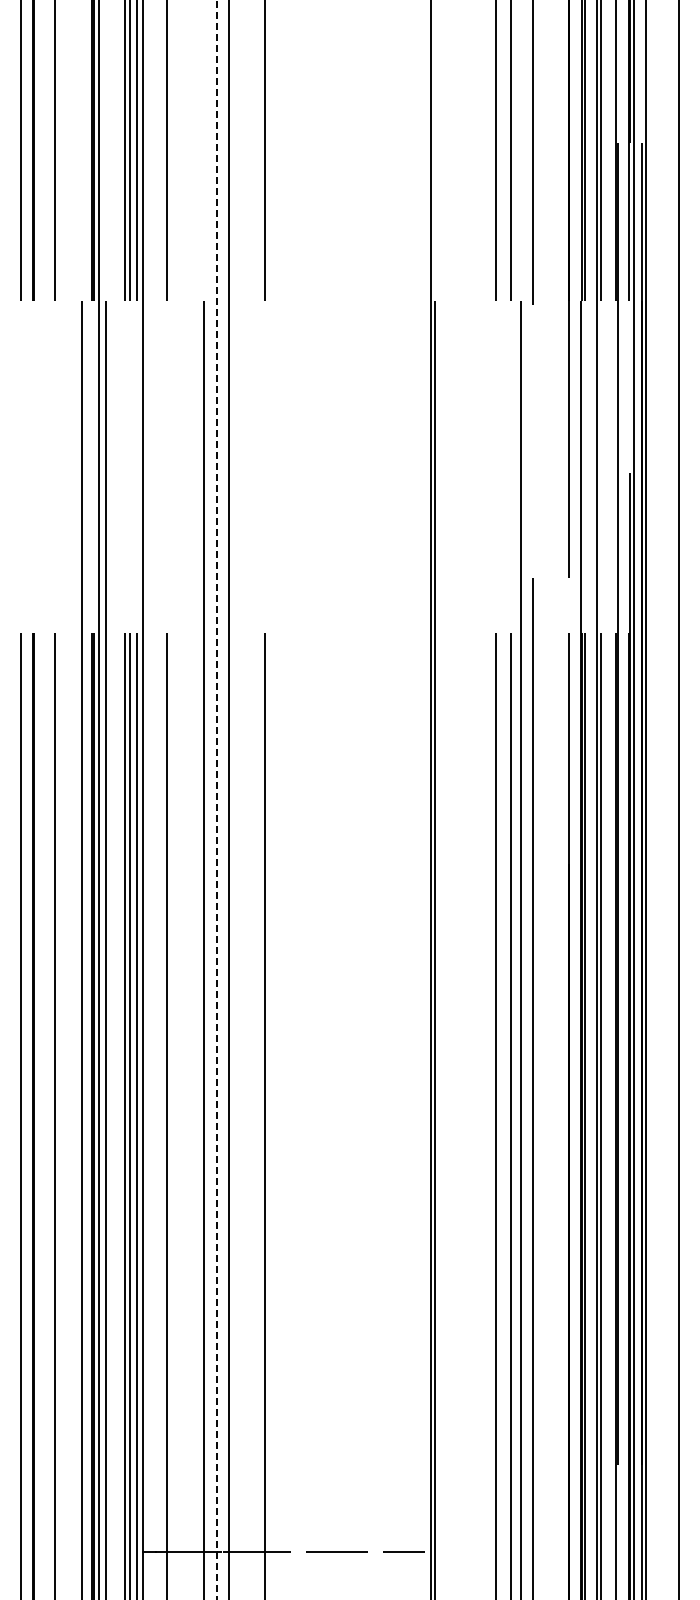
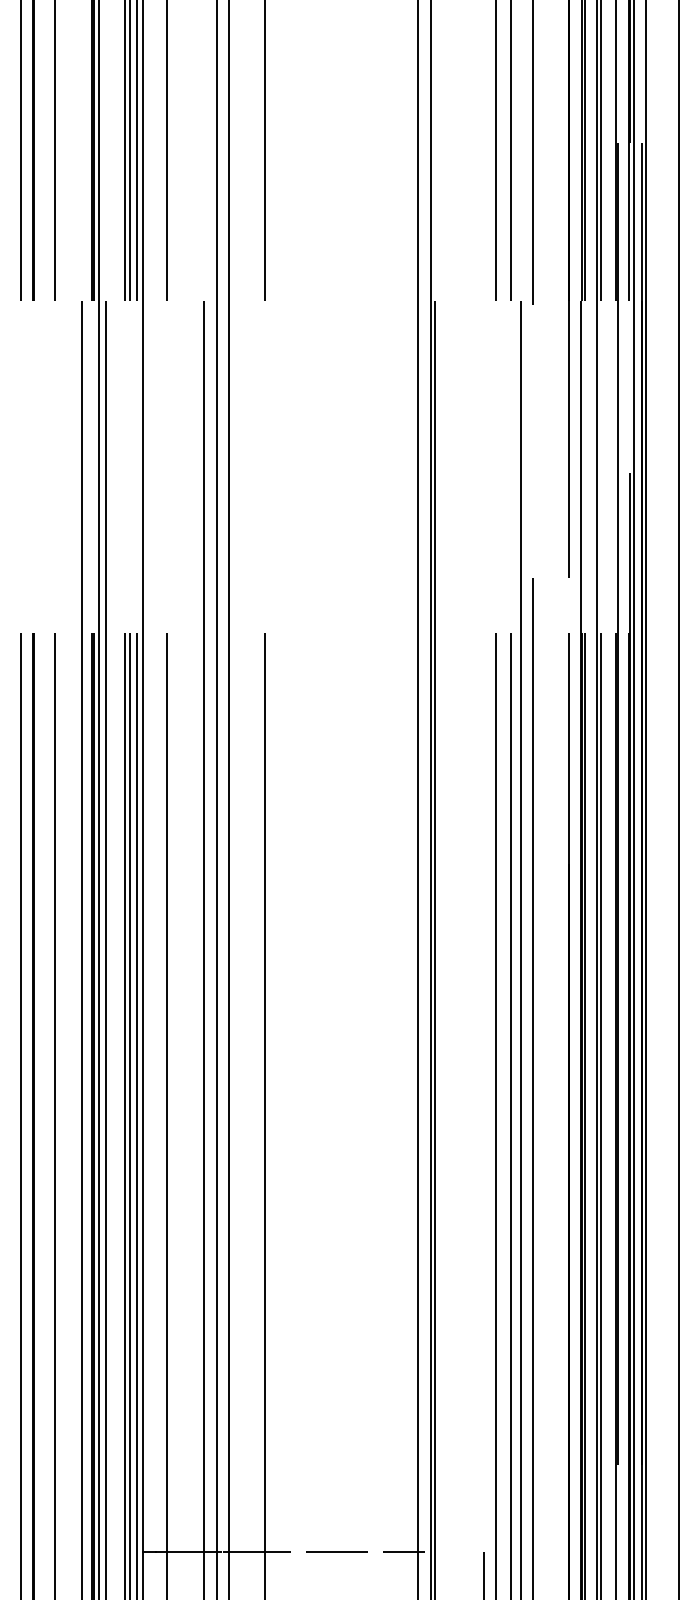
line: none -> present (418, 799)
line: dashed -> solid (217, 800)
line: none -> present (483, 1573)
